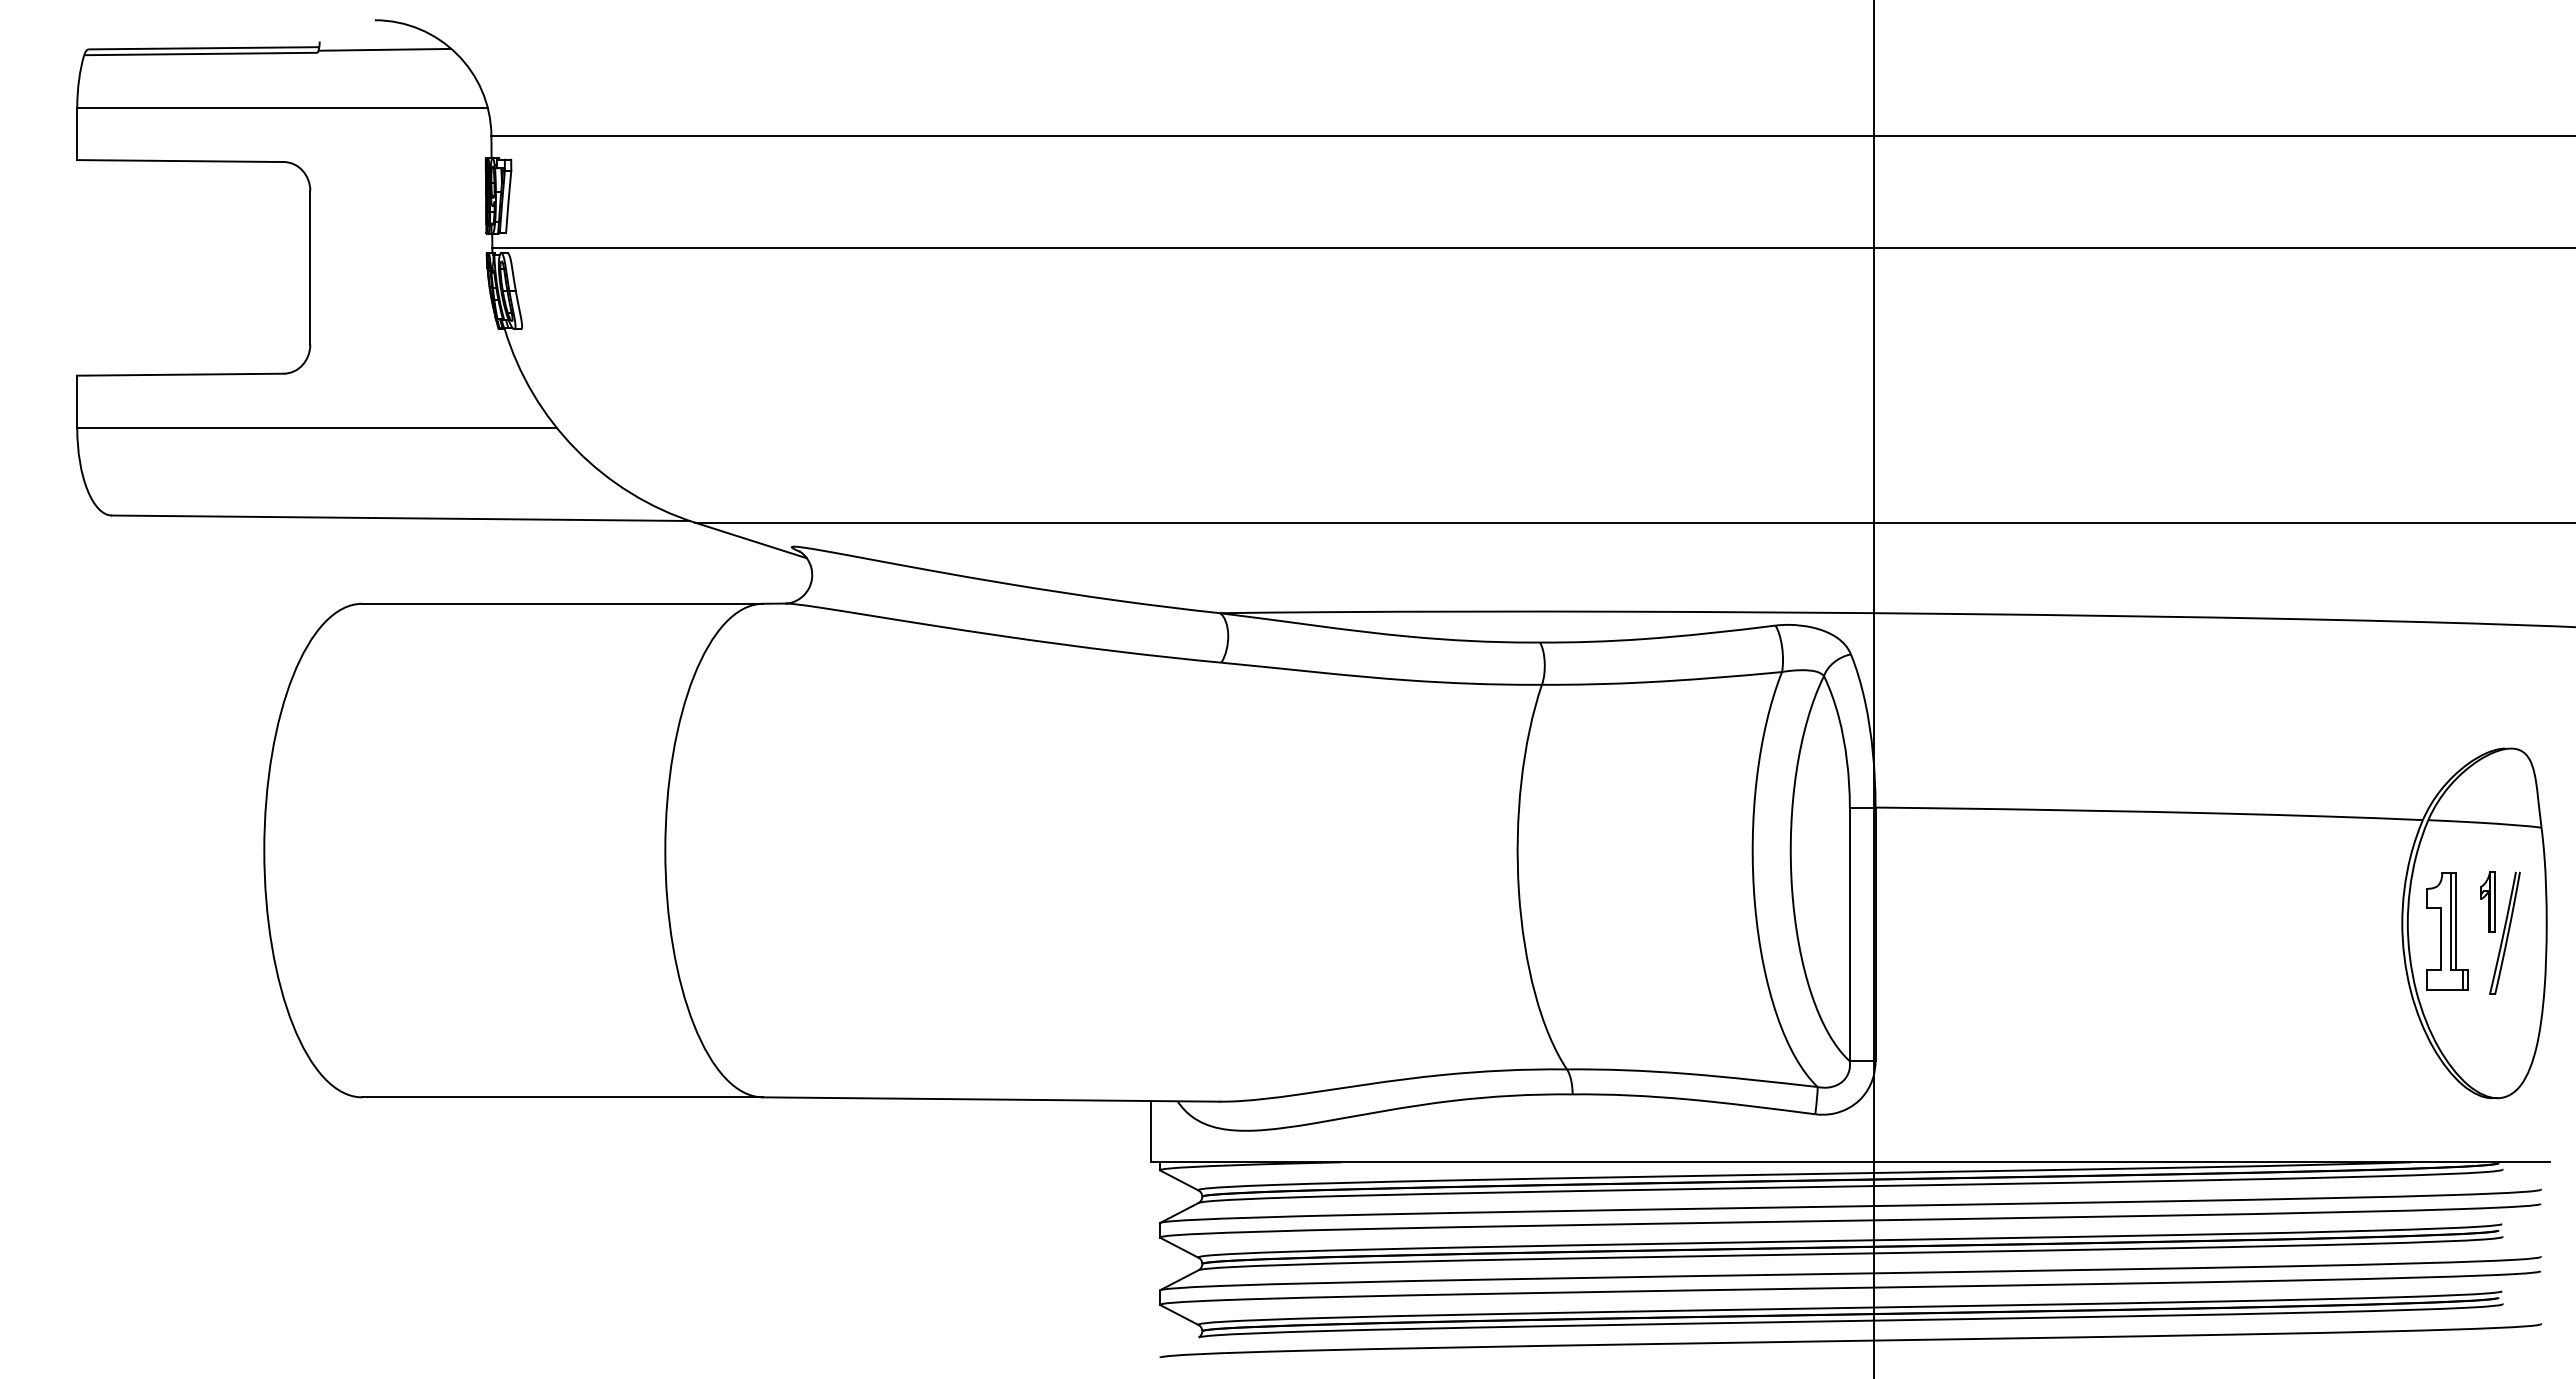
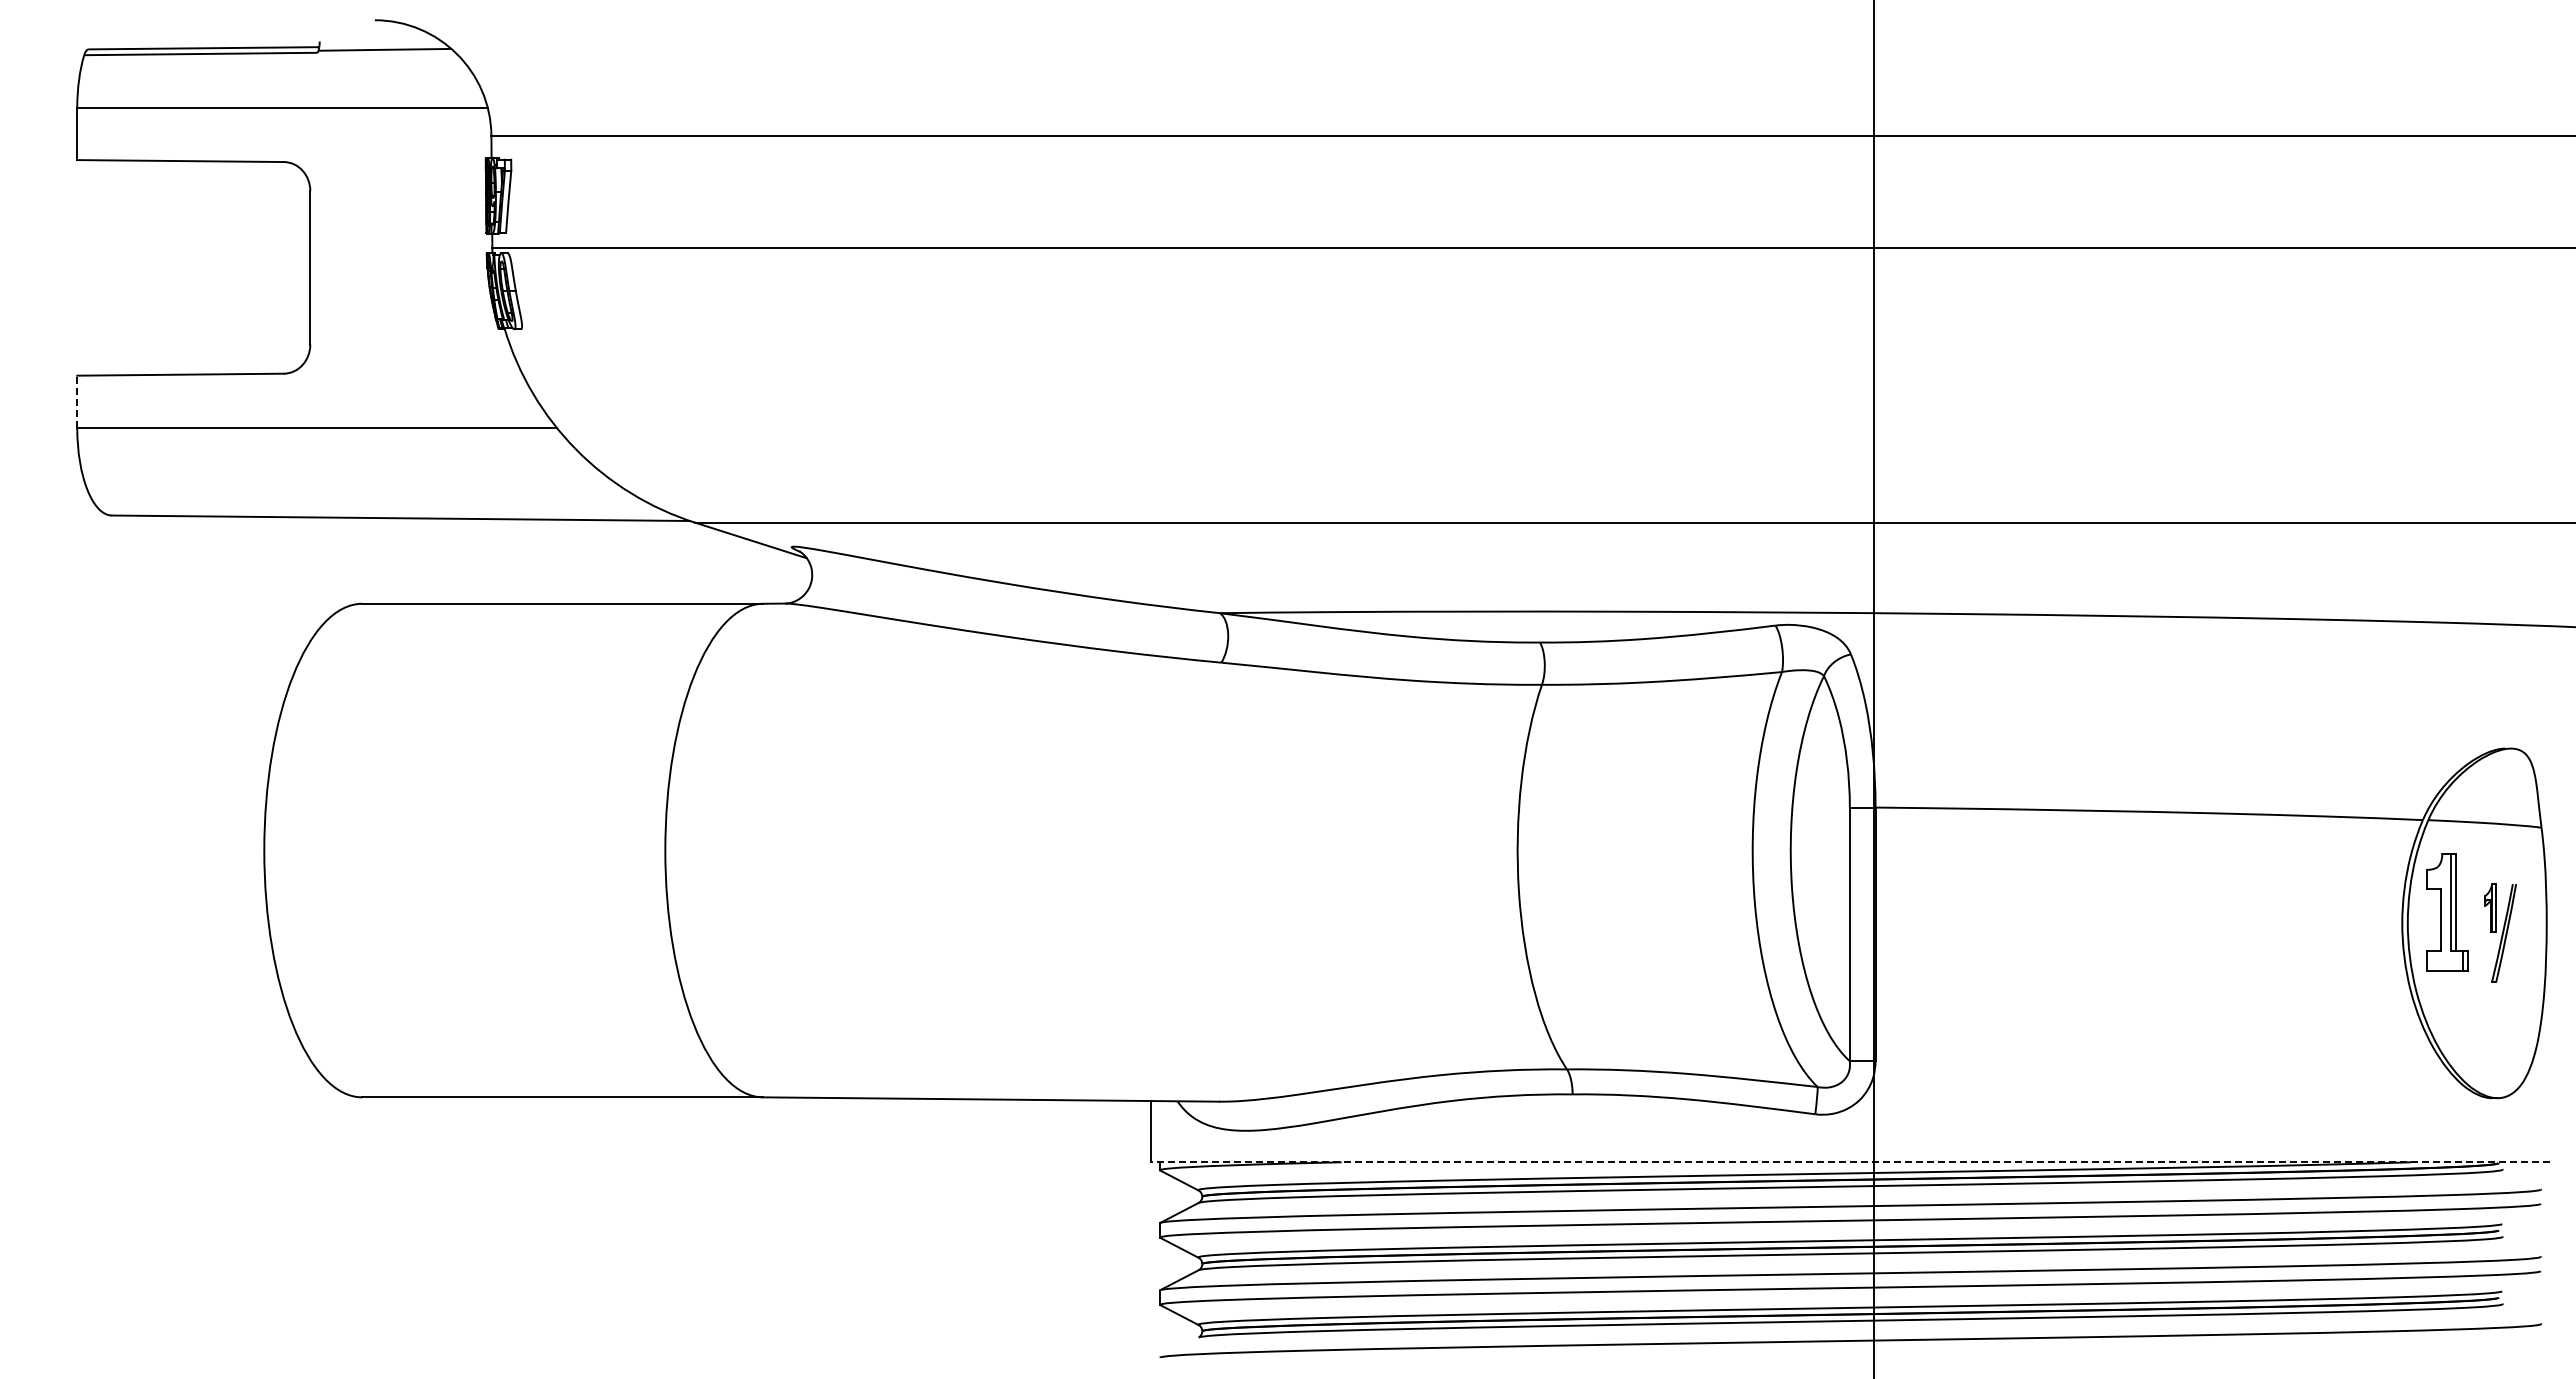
line: solid -> dashed (77, 401)
part position: (2447, 931) -> (2447, 912) (2447, 912)
part size: 41x124 px -> 33x100 px (2500, 932)
line: solid -> dashed (1849, 1162)
